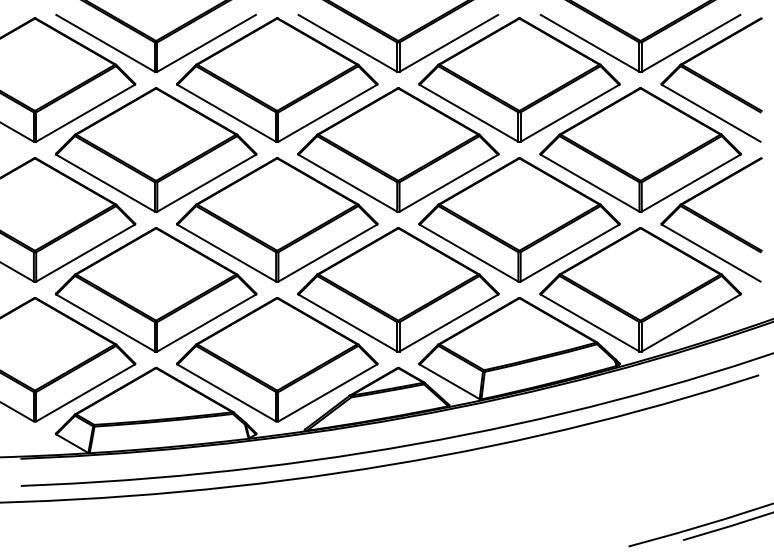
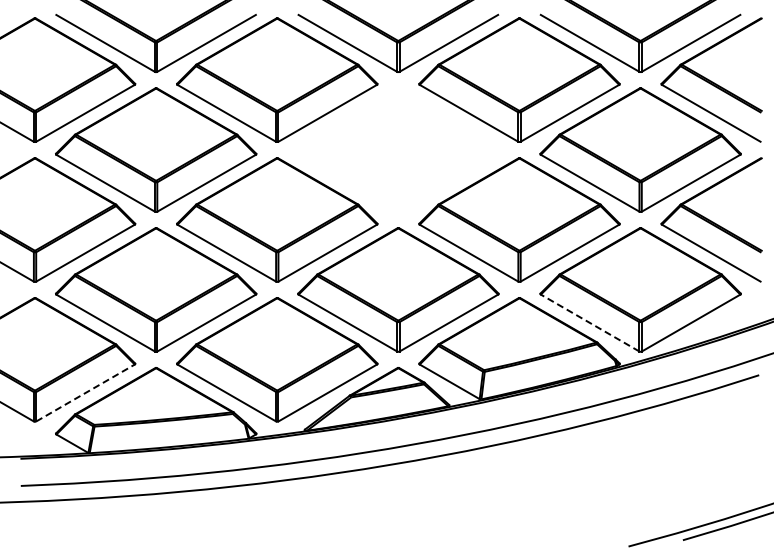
part: present -> none (398, 149)
line: solid -> dashed (590, 323)
line: solid -> dashed (85, 393)
